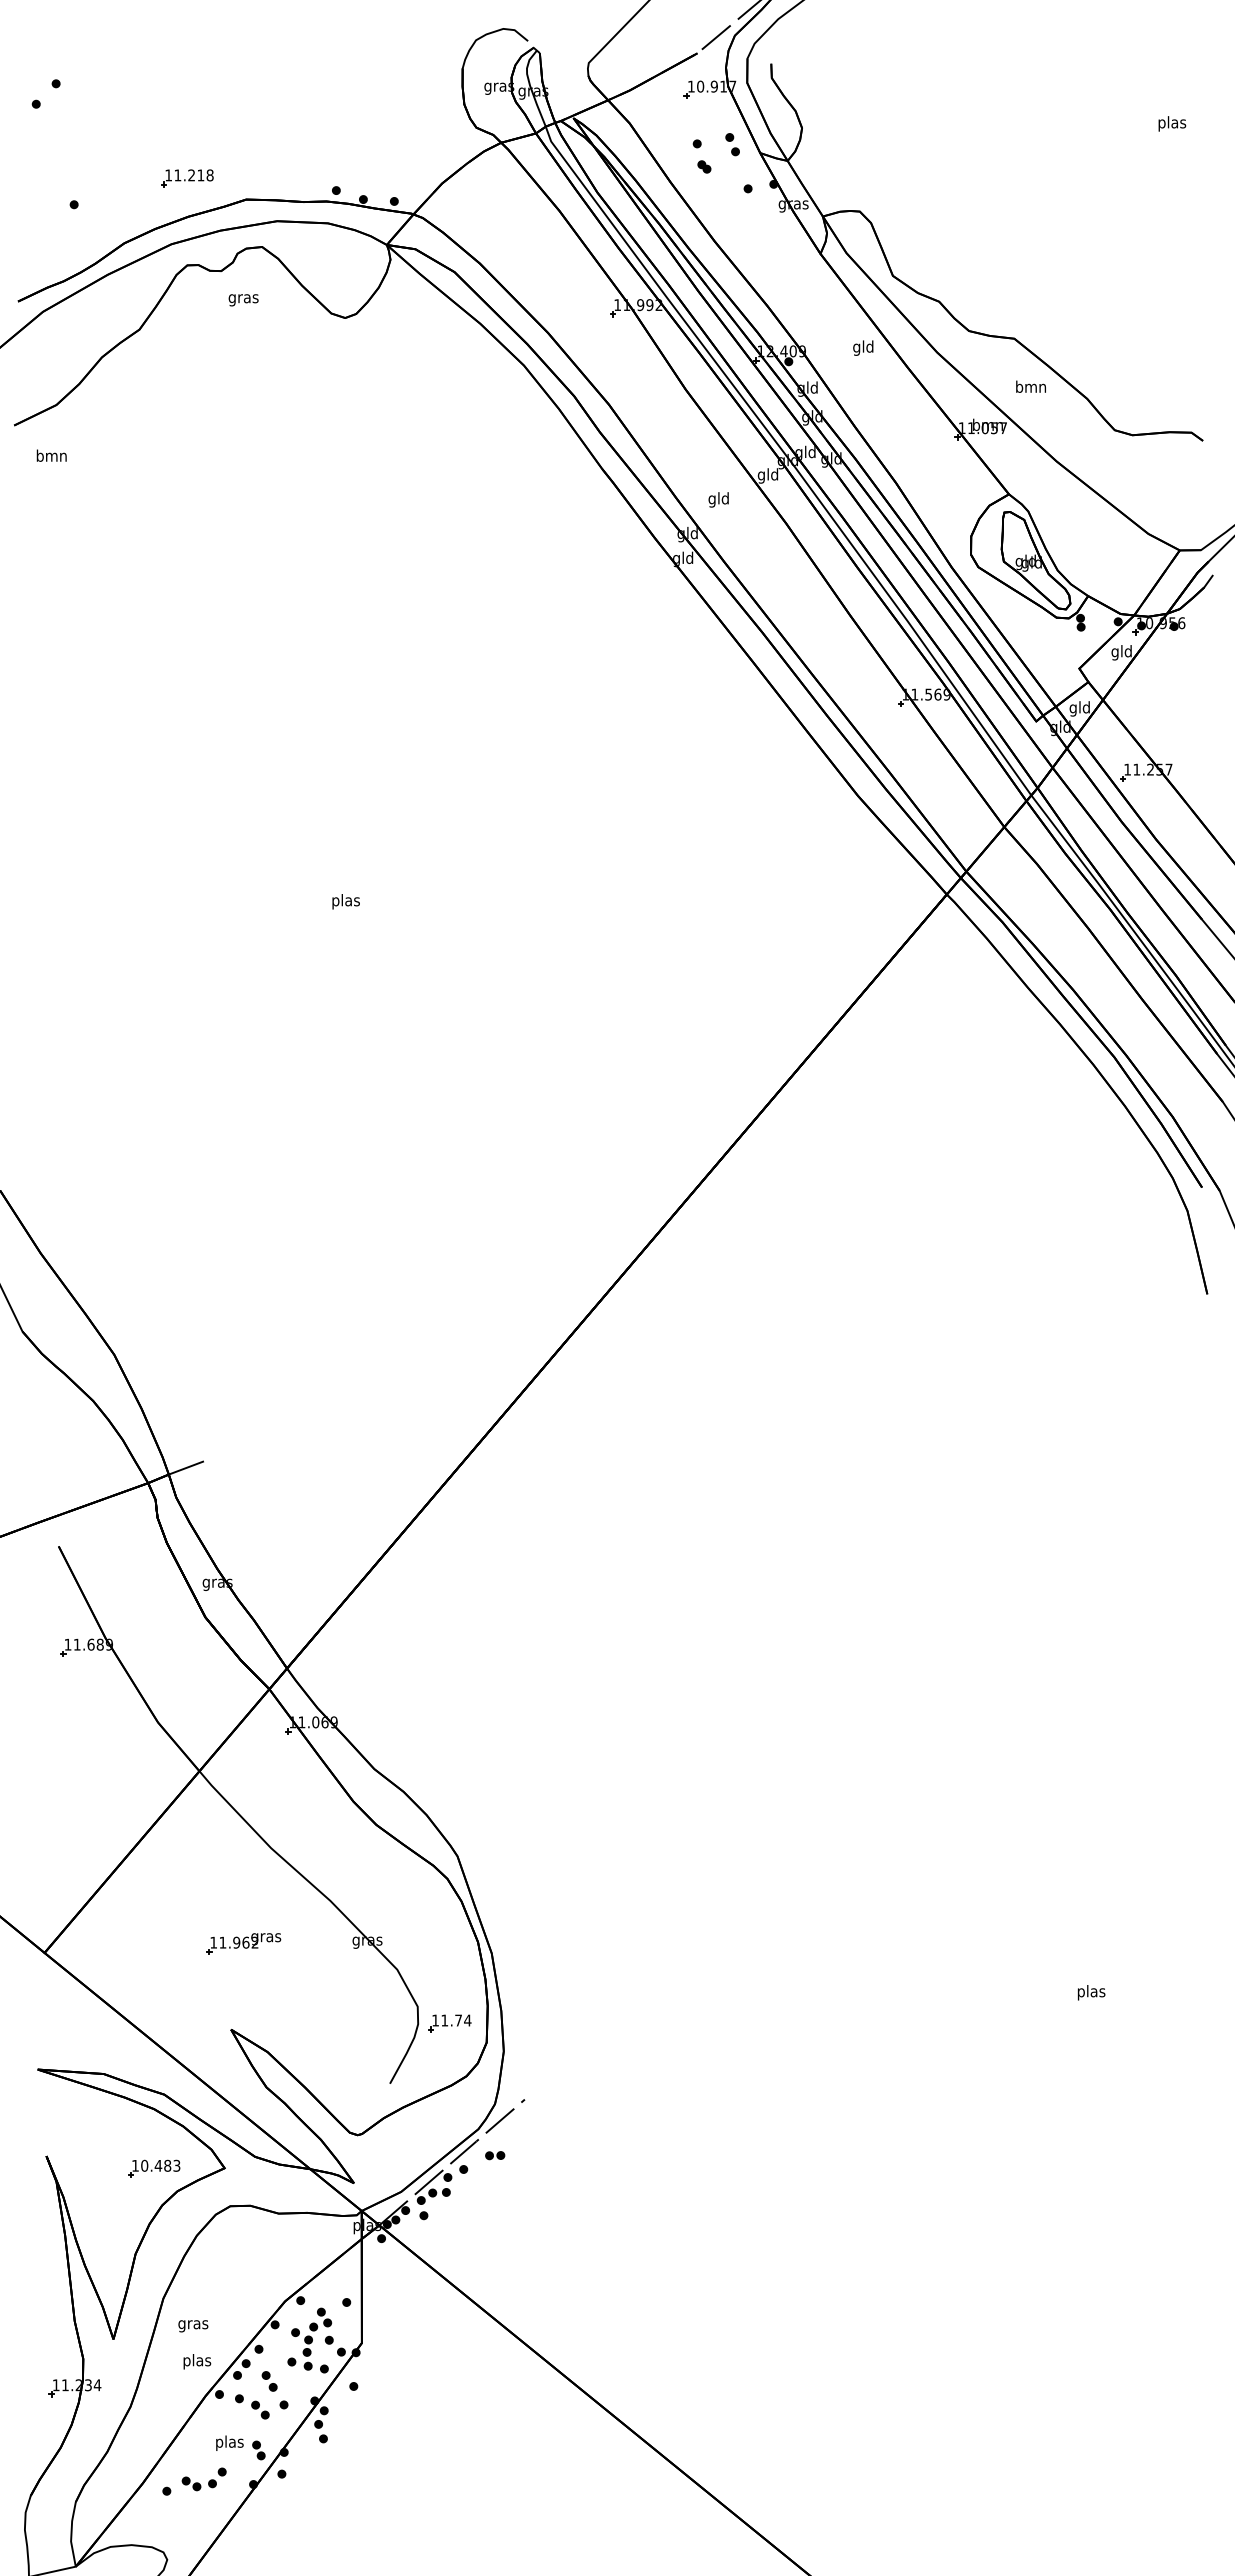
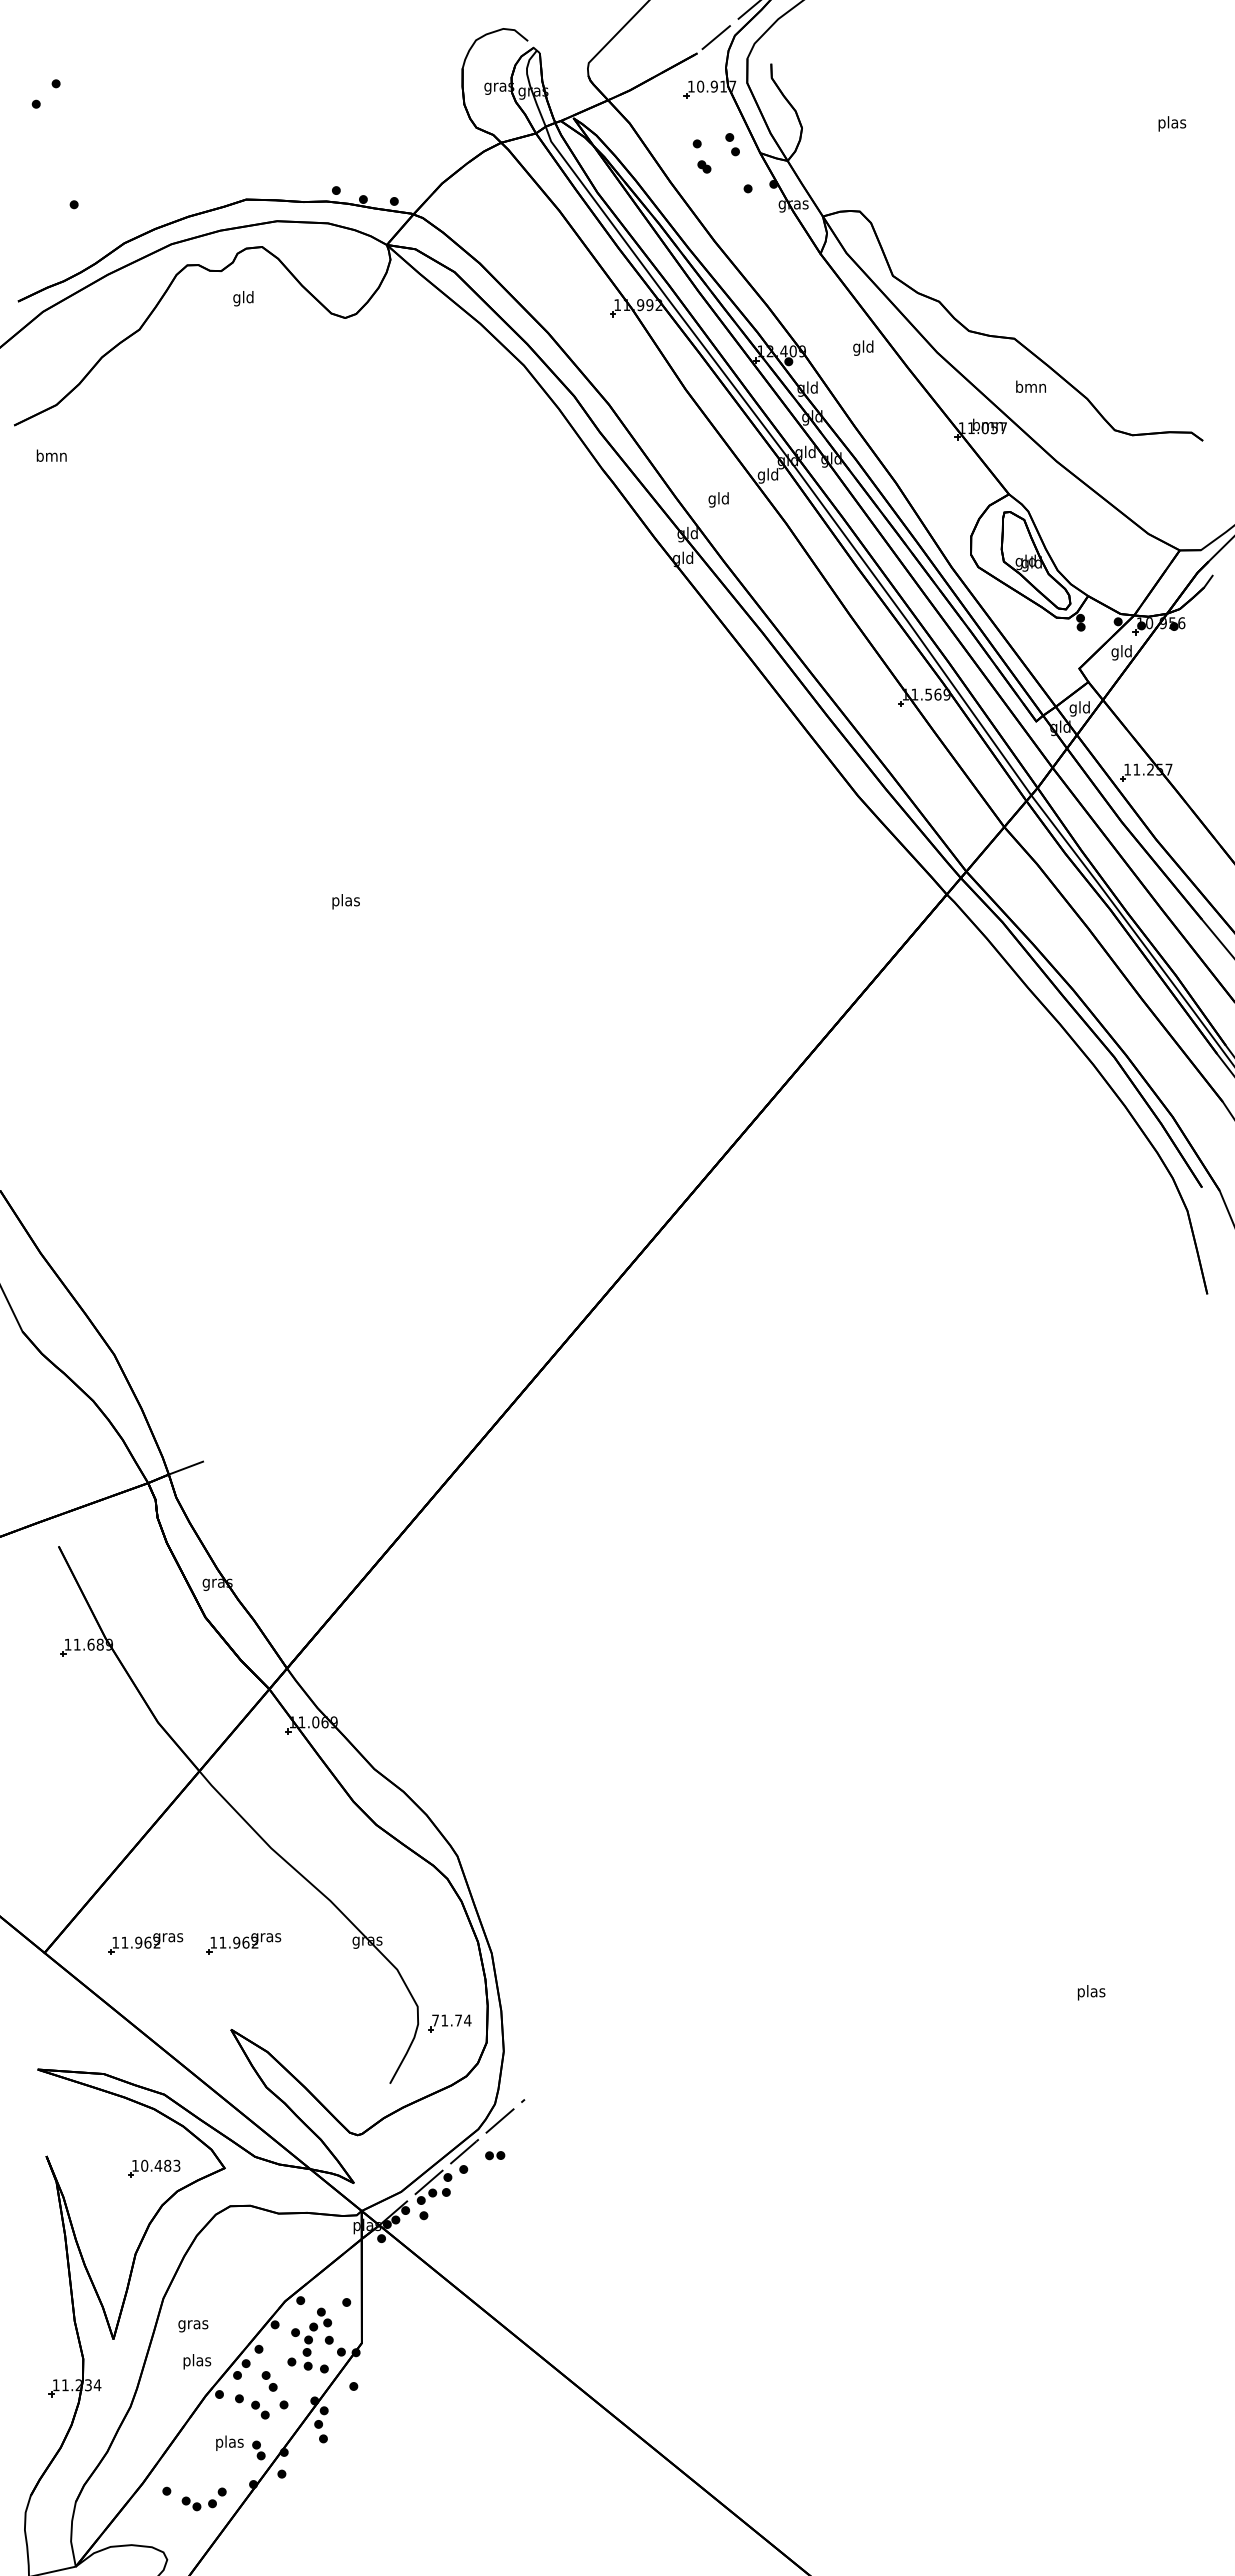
part: present -> none (187, 178)
text: gras -> gld (243, 298)
part: none -> present (145, 1943)
text: 11.74 -> 71.74 (435, 2020)
part position: (203, 2479) -> (203, 2499) (203, 2499)
